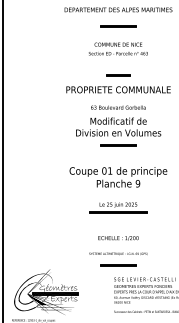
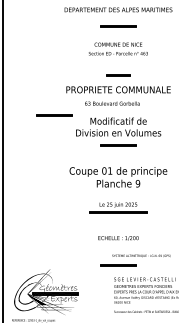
text position: (118, 107) -> (112, 103) (112, 103)
line: none -> present (54, 115)
text position: (118, 253) -> (141, 255) (141, 255)
